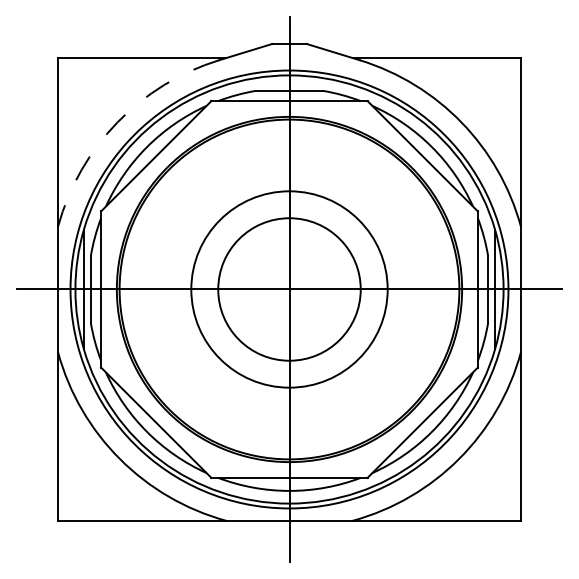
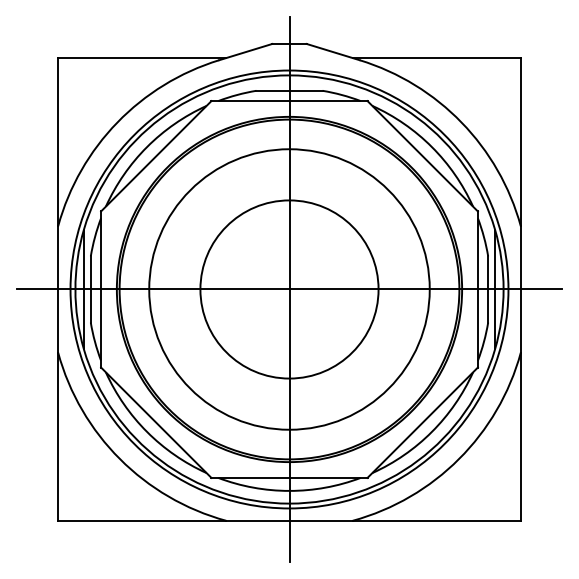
arc: dashed -> solid (117, 122)
circle diameter: 143 px -> 178 px (289, 289)
circle diameter: 196 px -> 281 px (289, 289)
